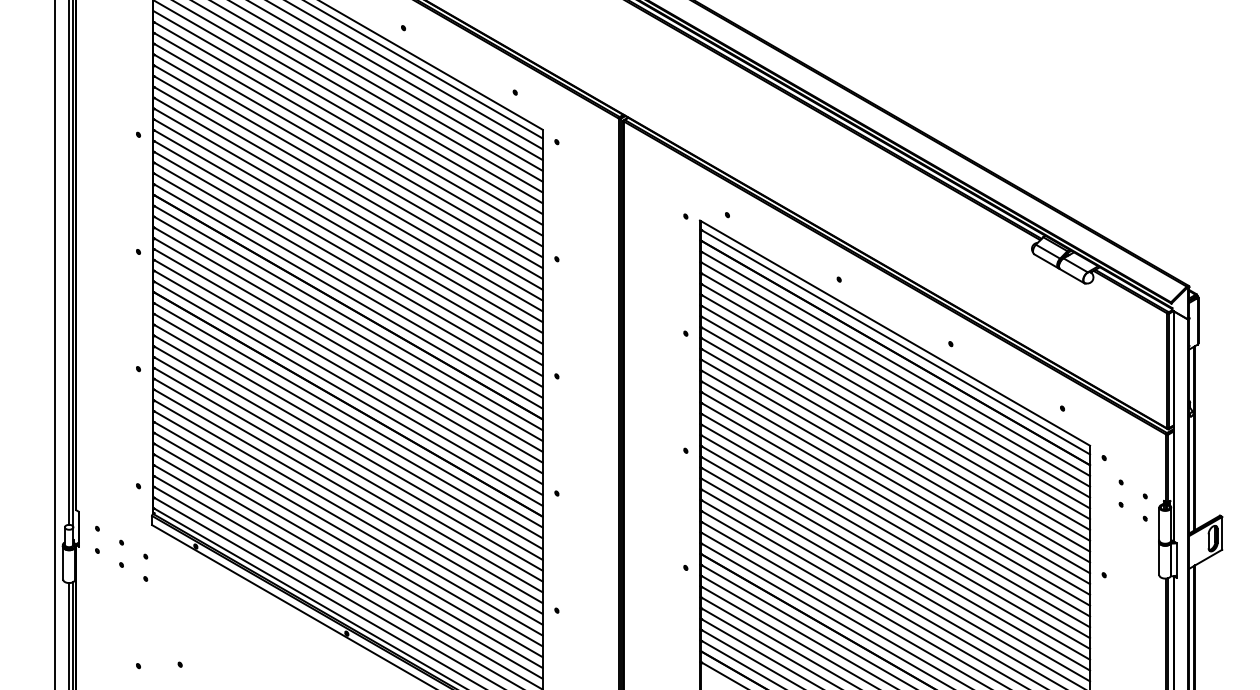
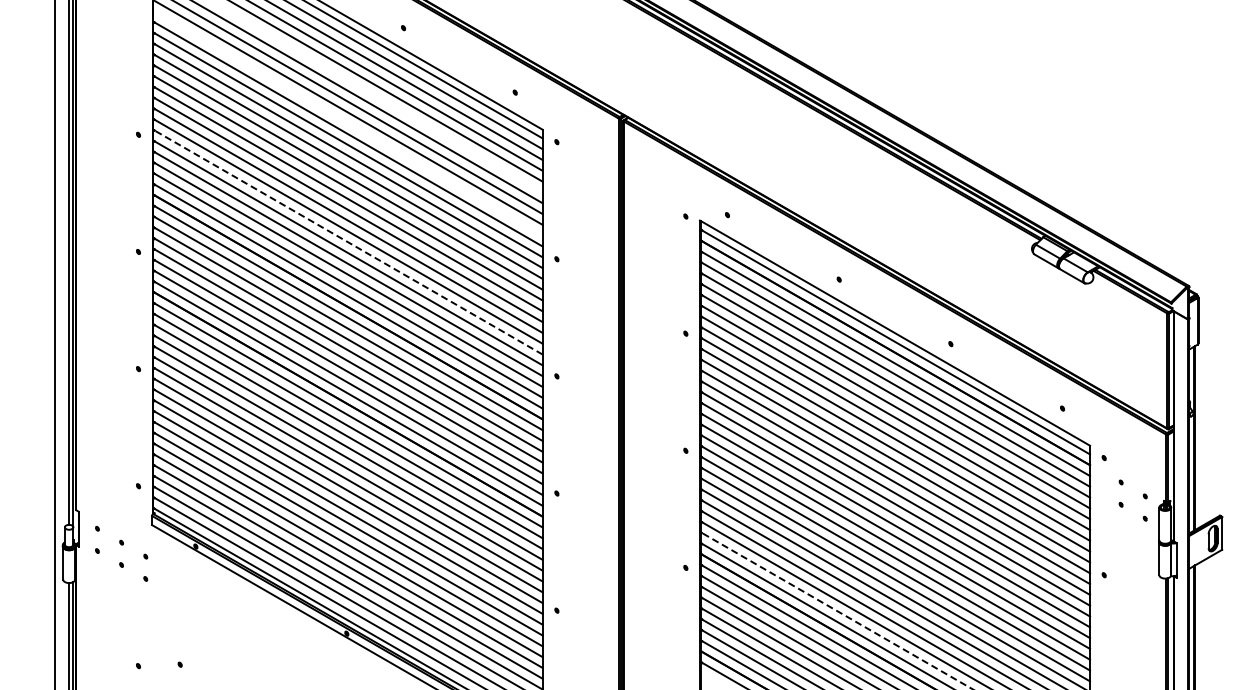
line: present -> none (377, 97)
line: present -> none (347, 123)
line: solid -> dashed (348, 242)
line: solid -> dashed (836, 610)
